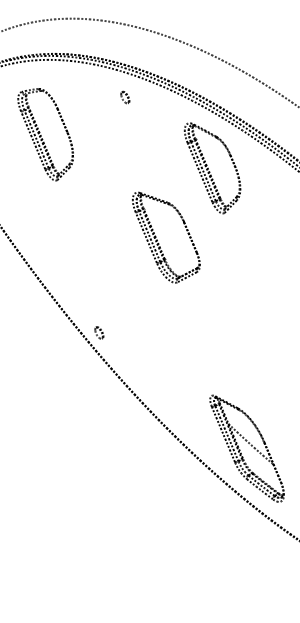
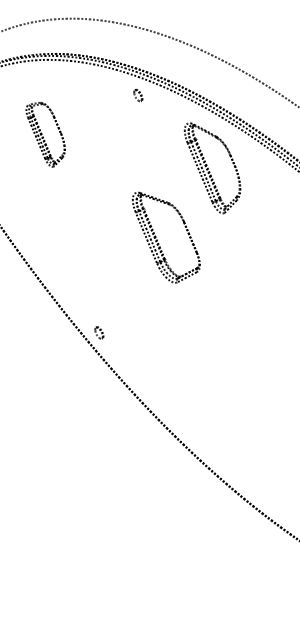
part position: (125, 97) -> (138, 95) (138, 95)
part size: 57x94 px -> 41x67 px (45, 134)
part: present -> none (246, 448)
